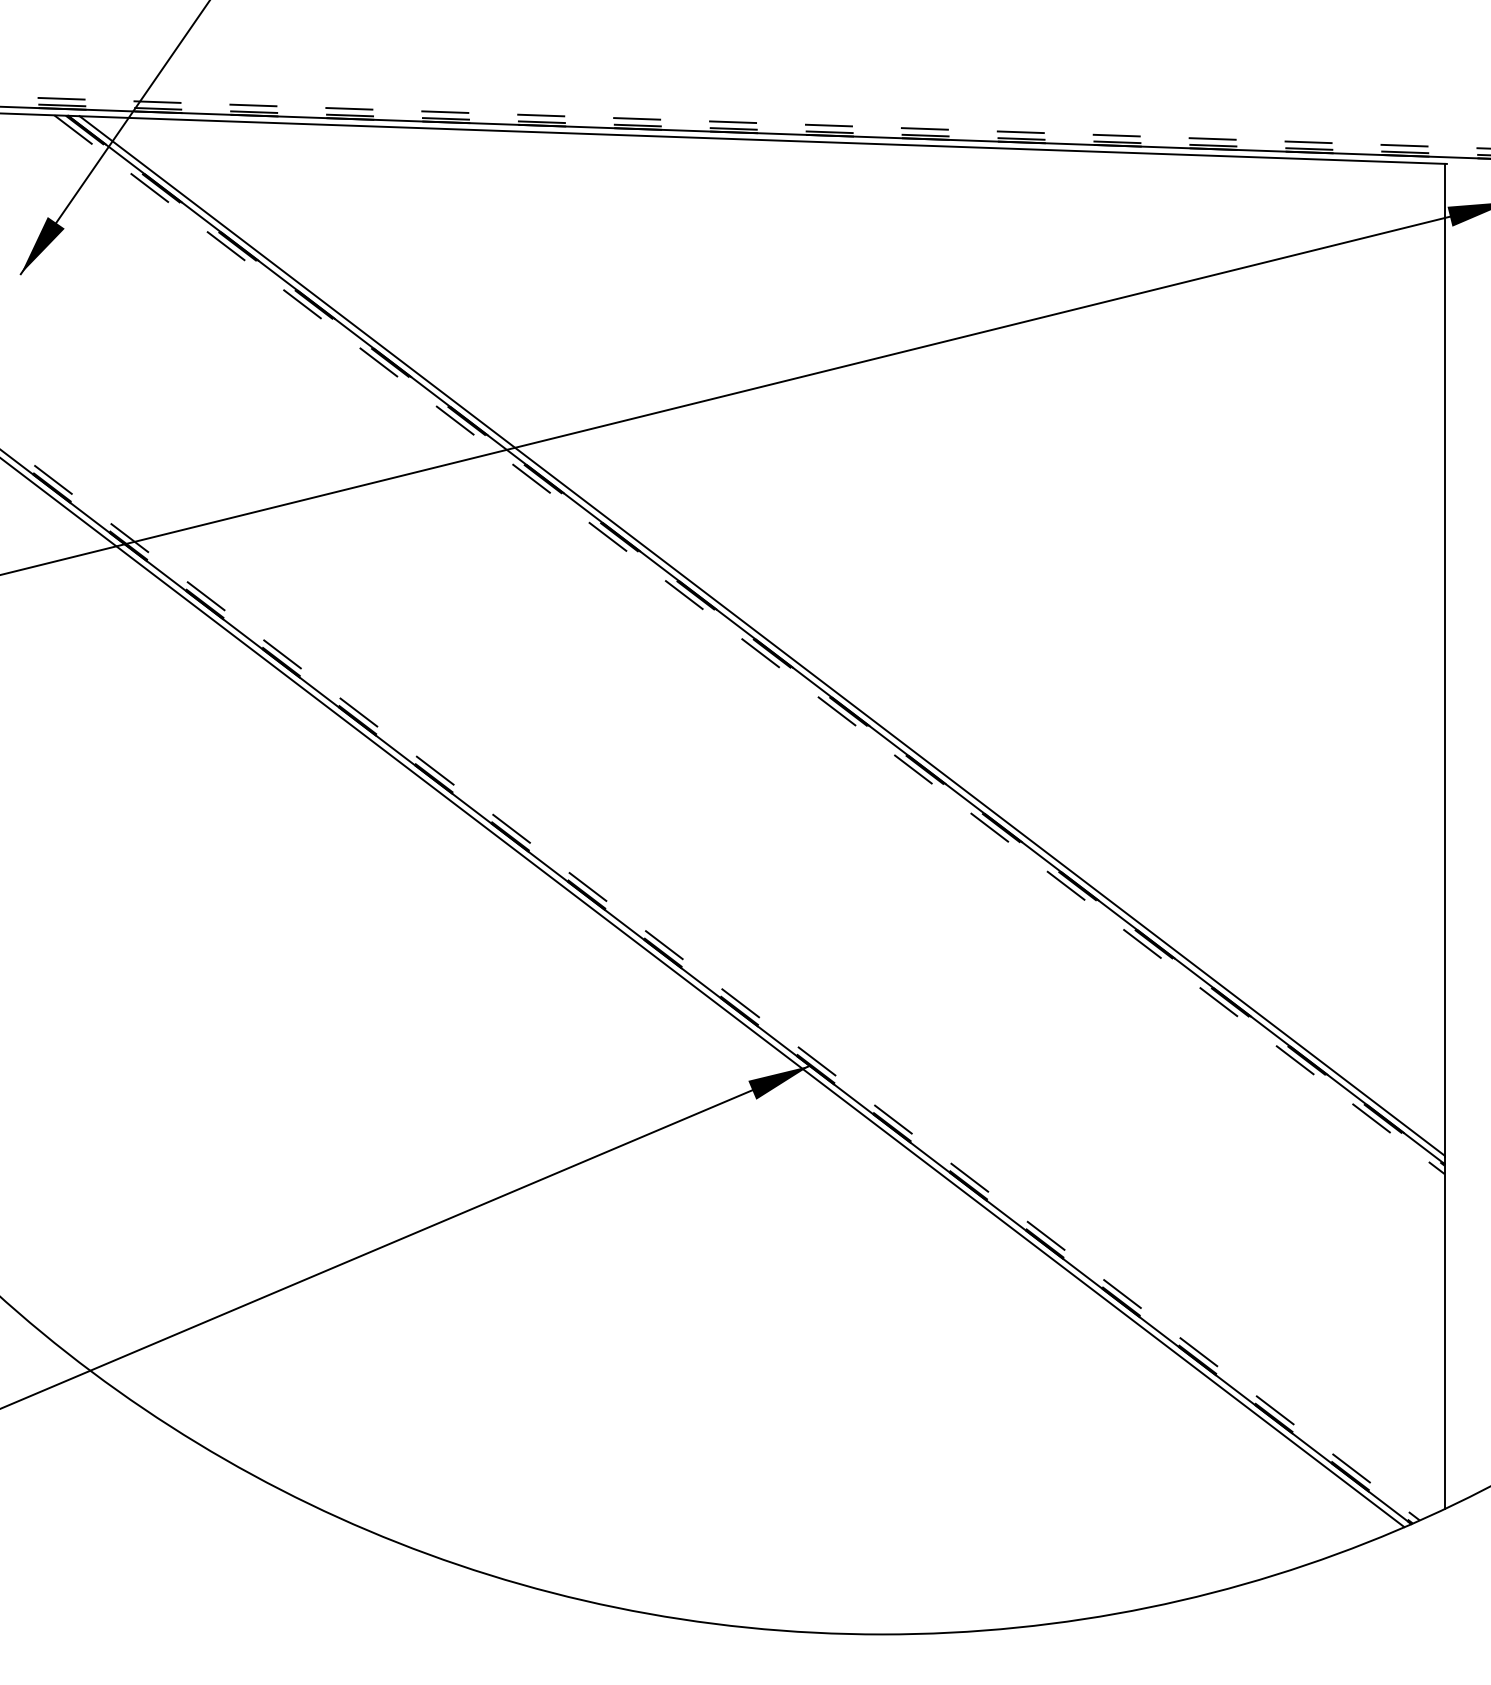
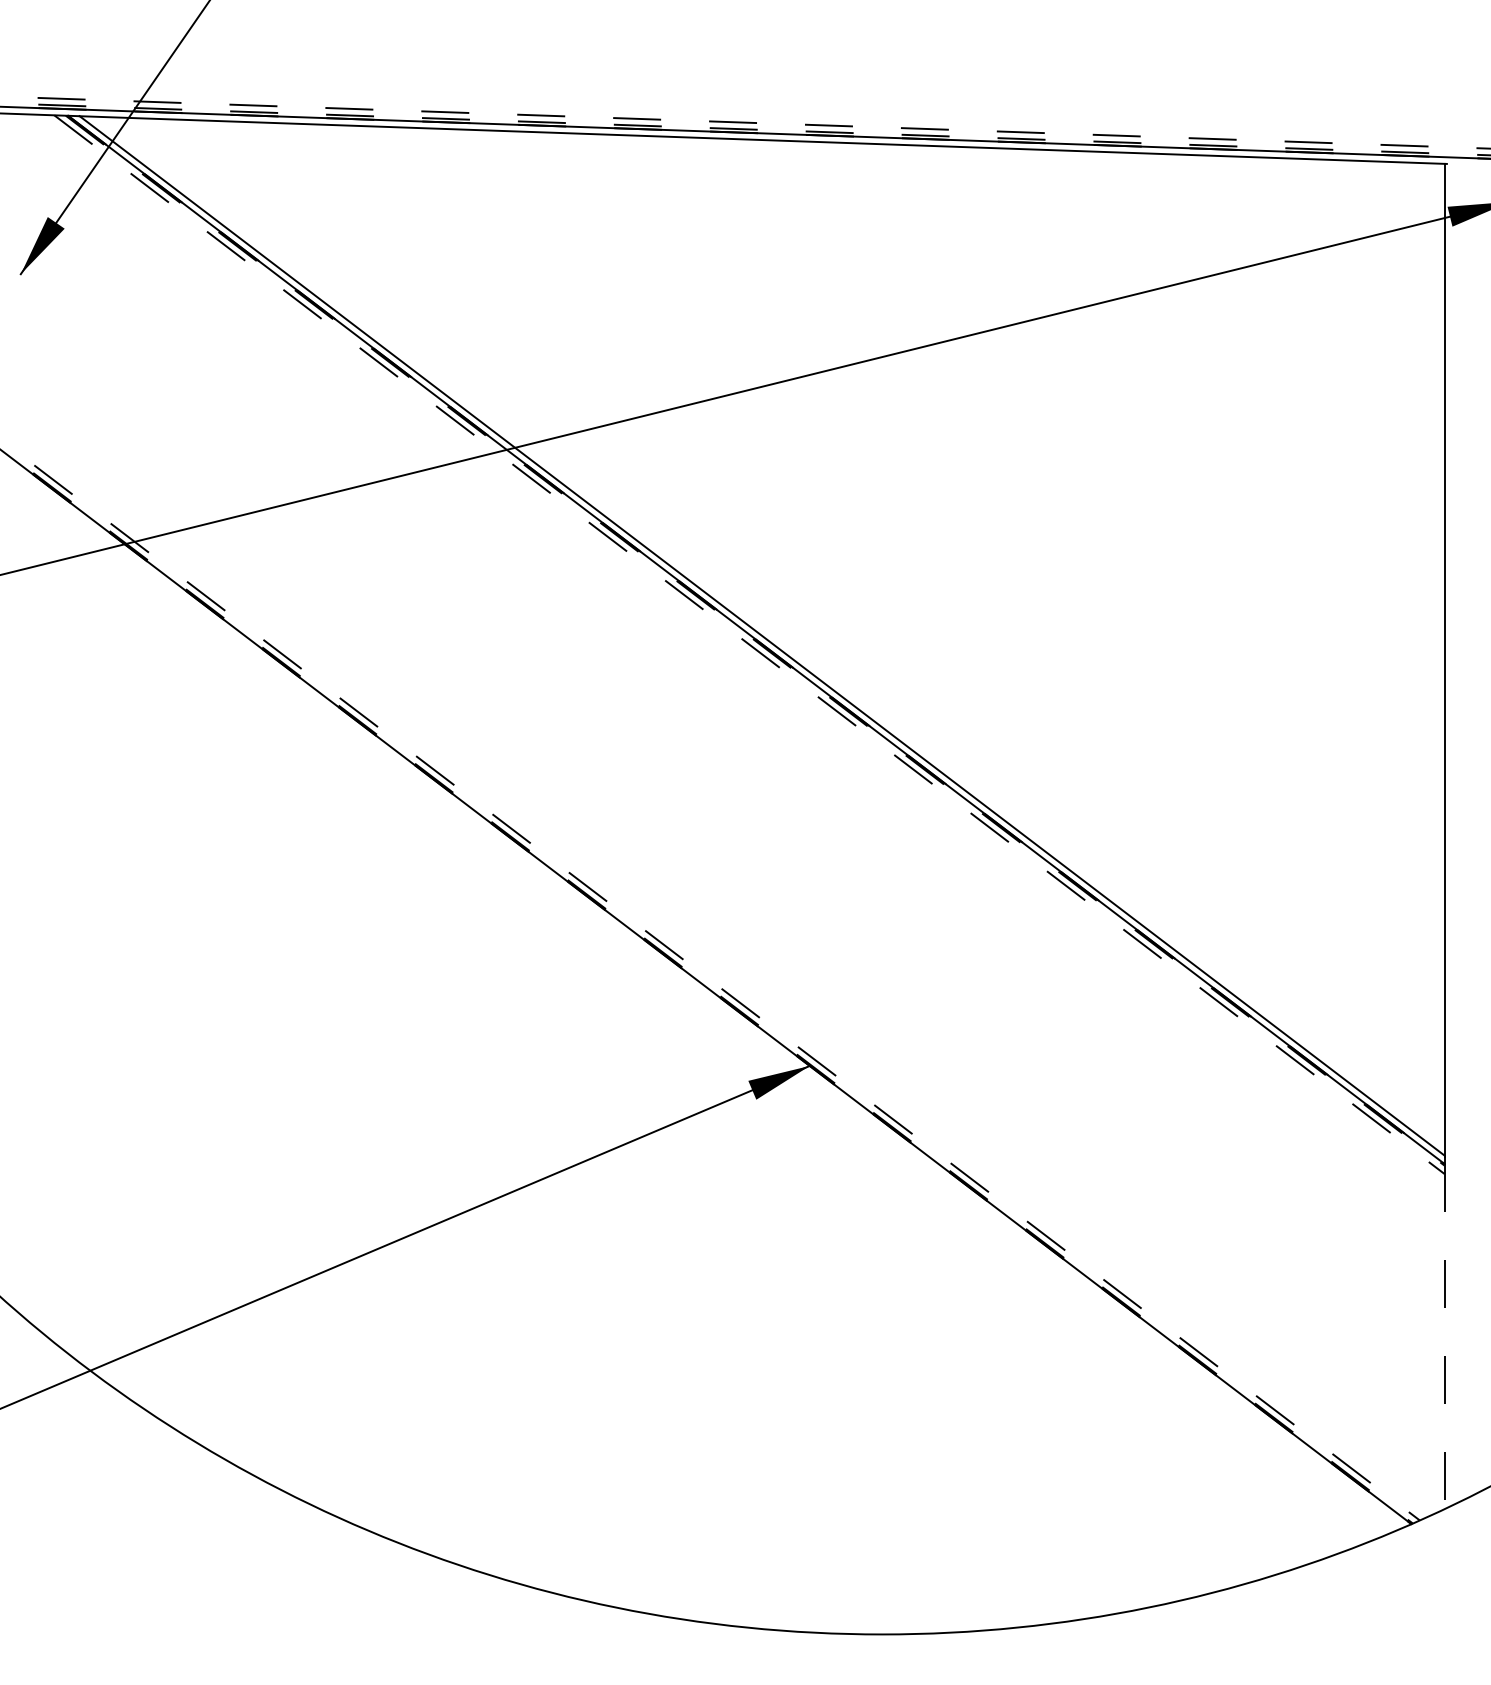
line: present -> none (703, 993)
line: solid -> dashed (1444, 1336)
